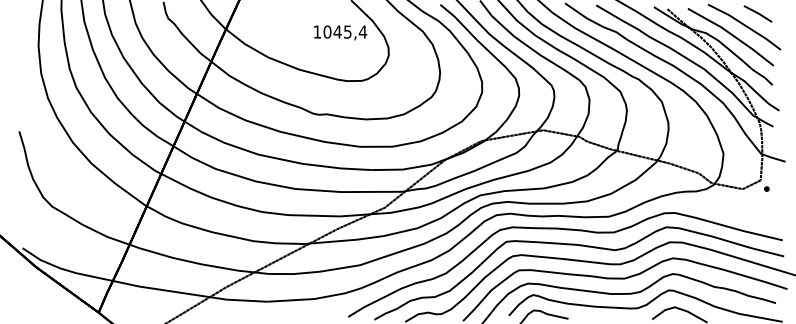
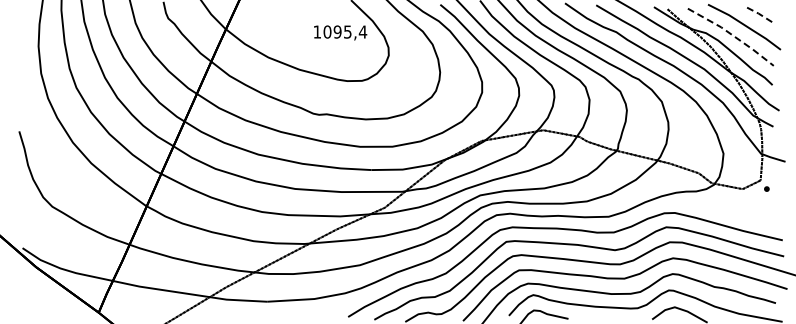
line: solid -> dashed (758, 13)
text: 1045,4 -> 1095,4 (337, 31)
line: solid -> dashed (732, 35)
